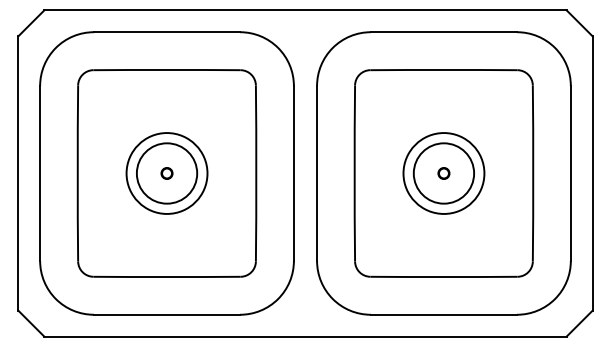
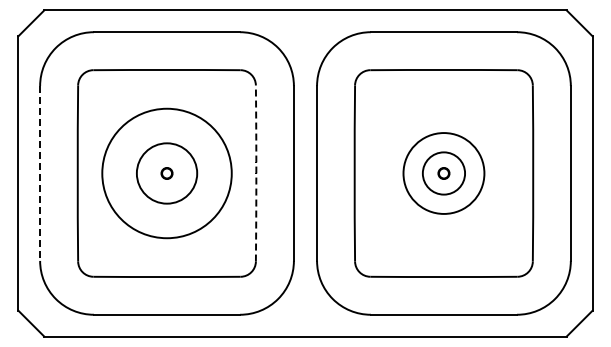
line: solid -> dashed (40, 173)
circle diameter: 81 px -> 129 px (166, 173)
arc: solid -> dashed (256, 173)
circle diameter: 60 px -> 42 px (443, 173)
